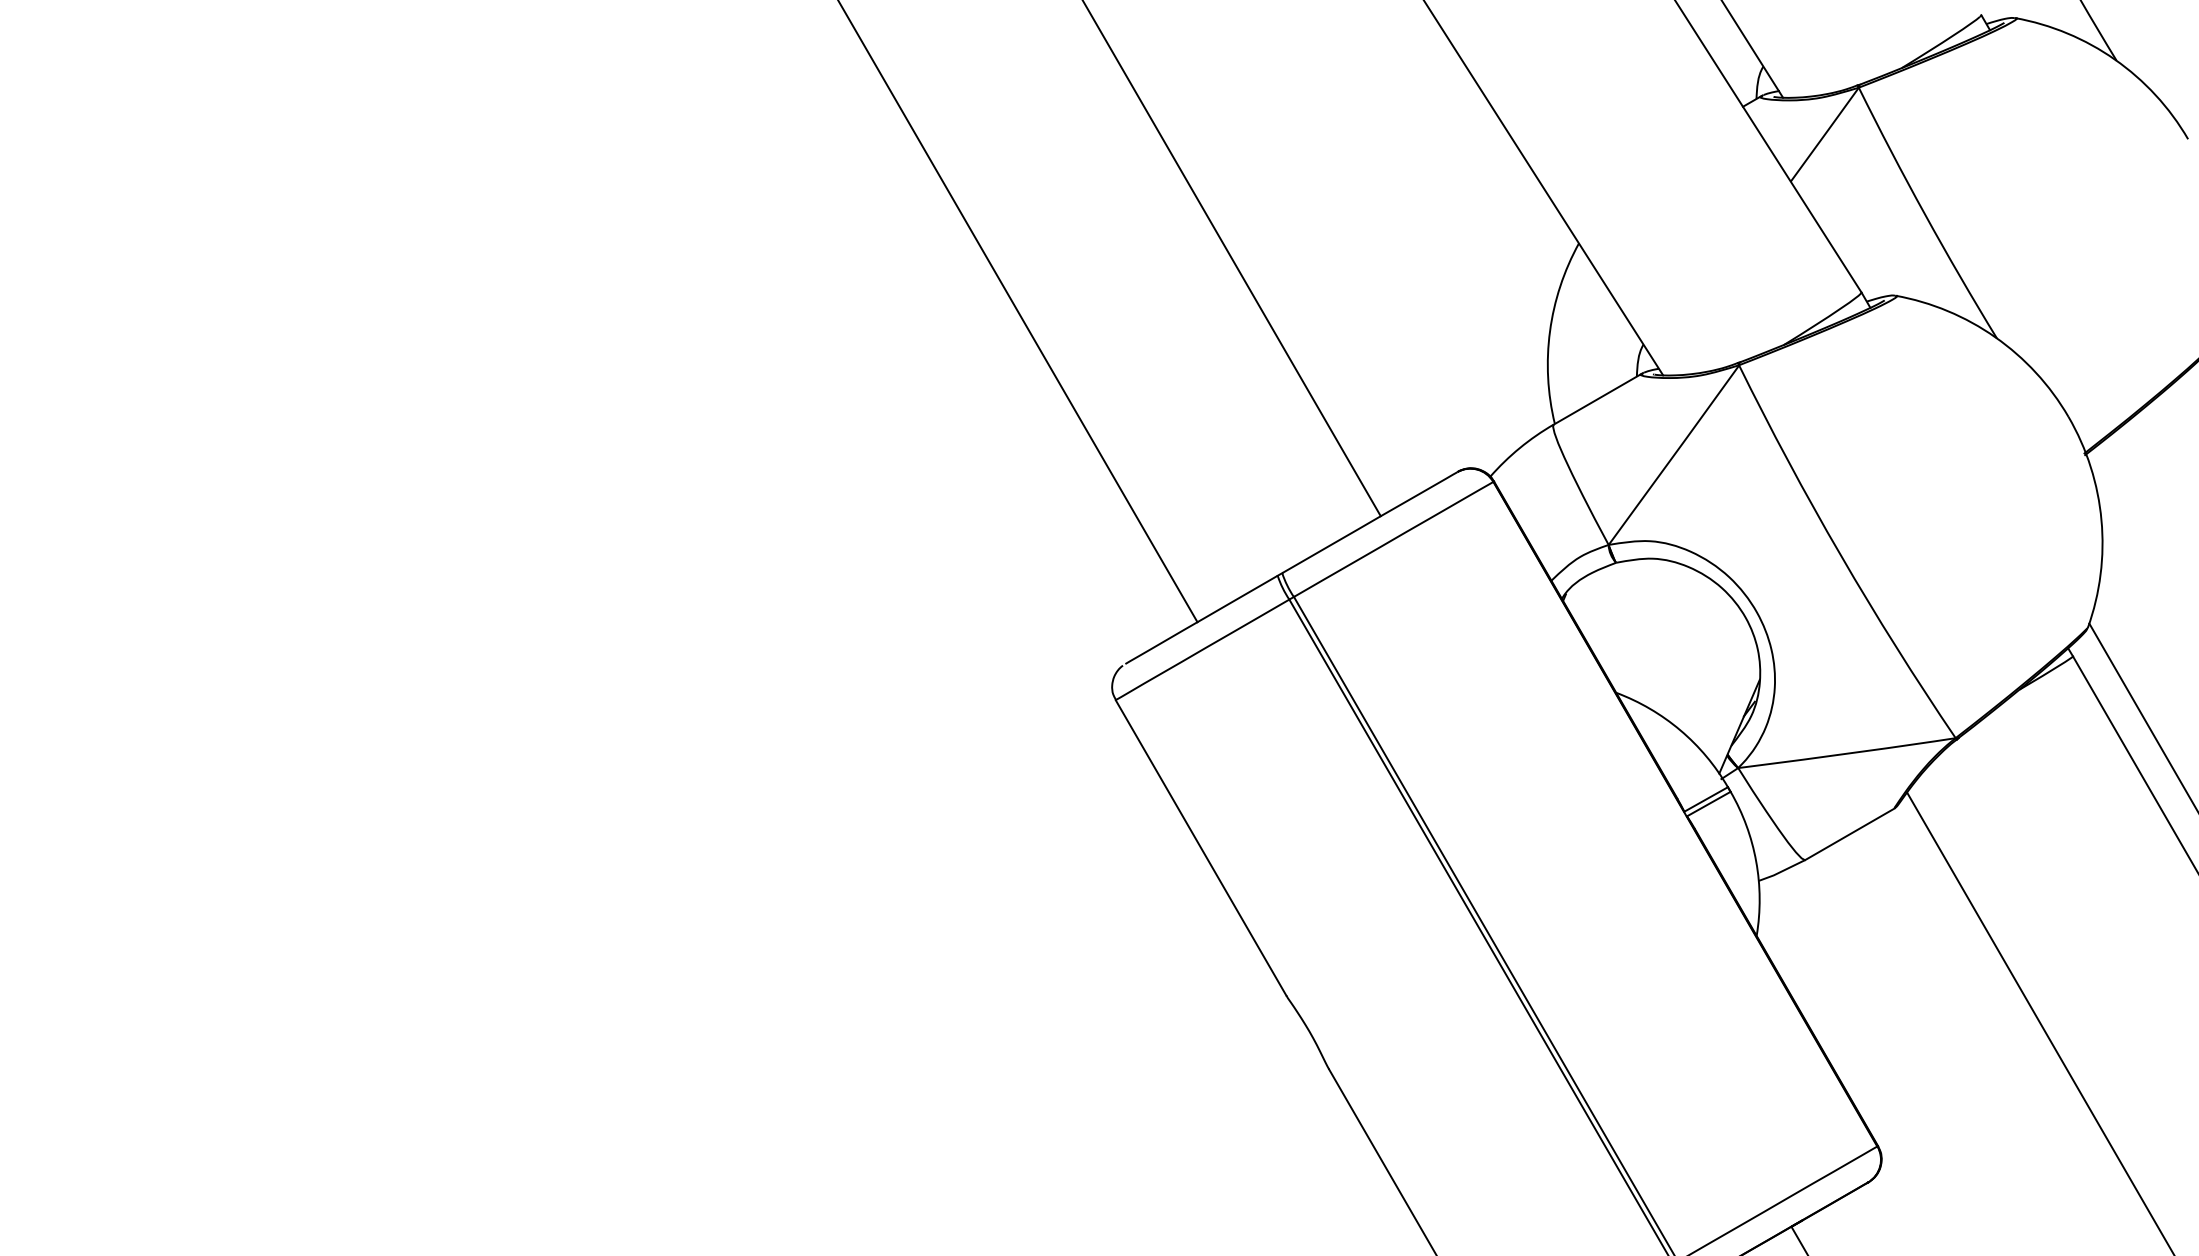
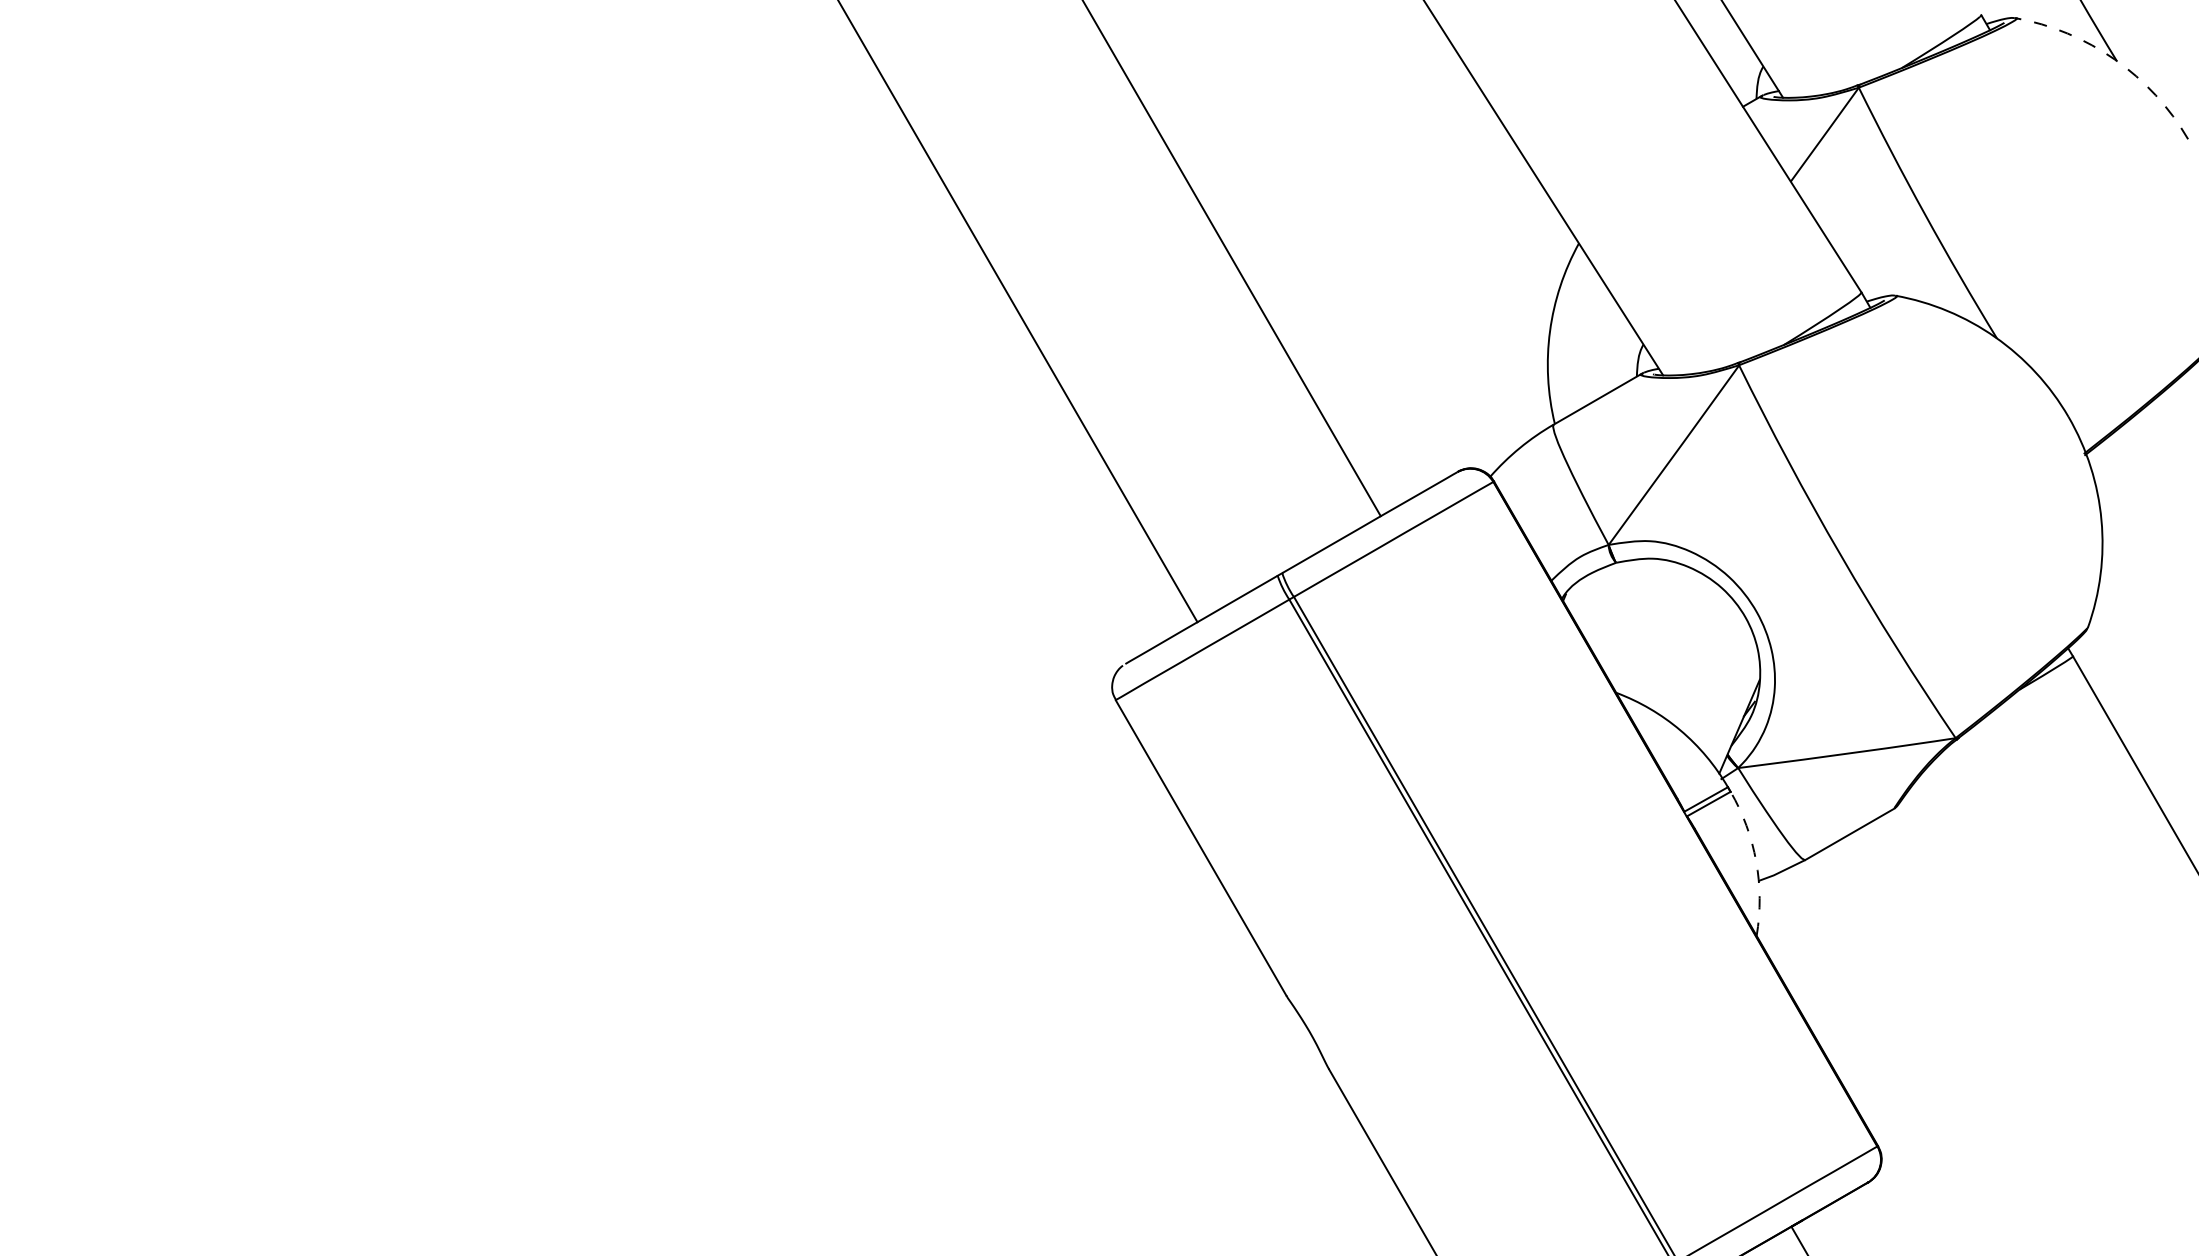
arc: solid -> dashed (2114, 59)
line: present -> none (2142, 715)
arc: solid -> dashed (1756, 861)
line: present -> none (2039, 1022)
